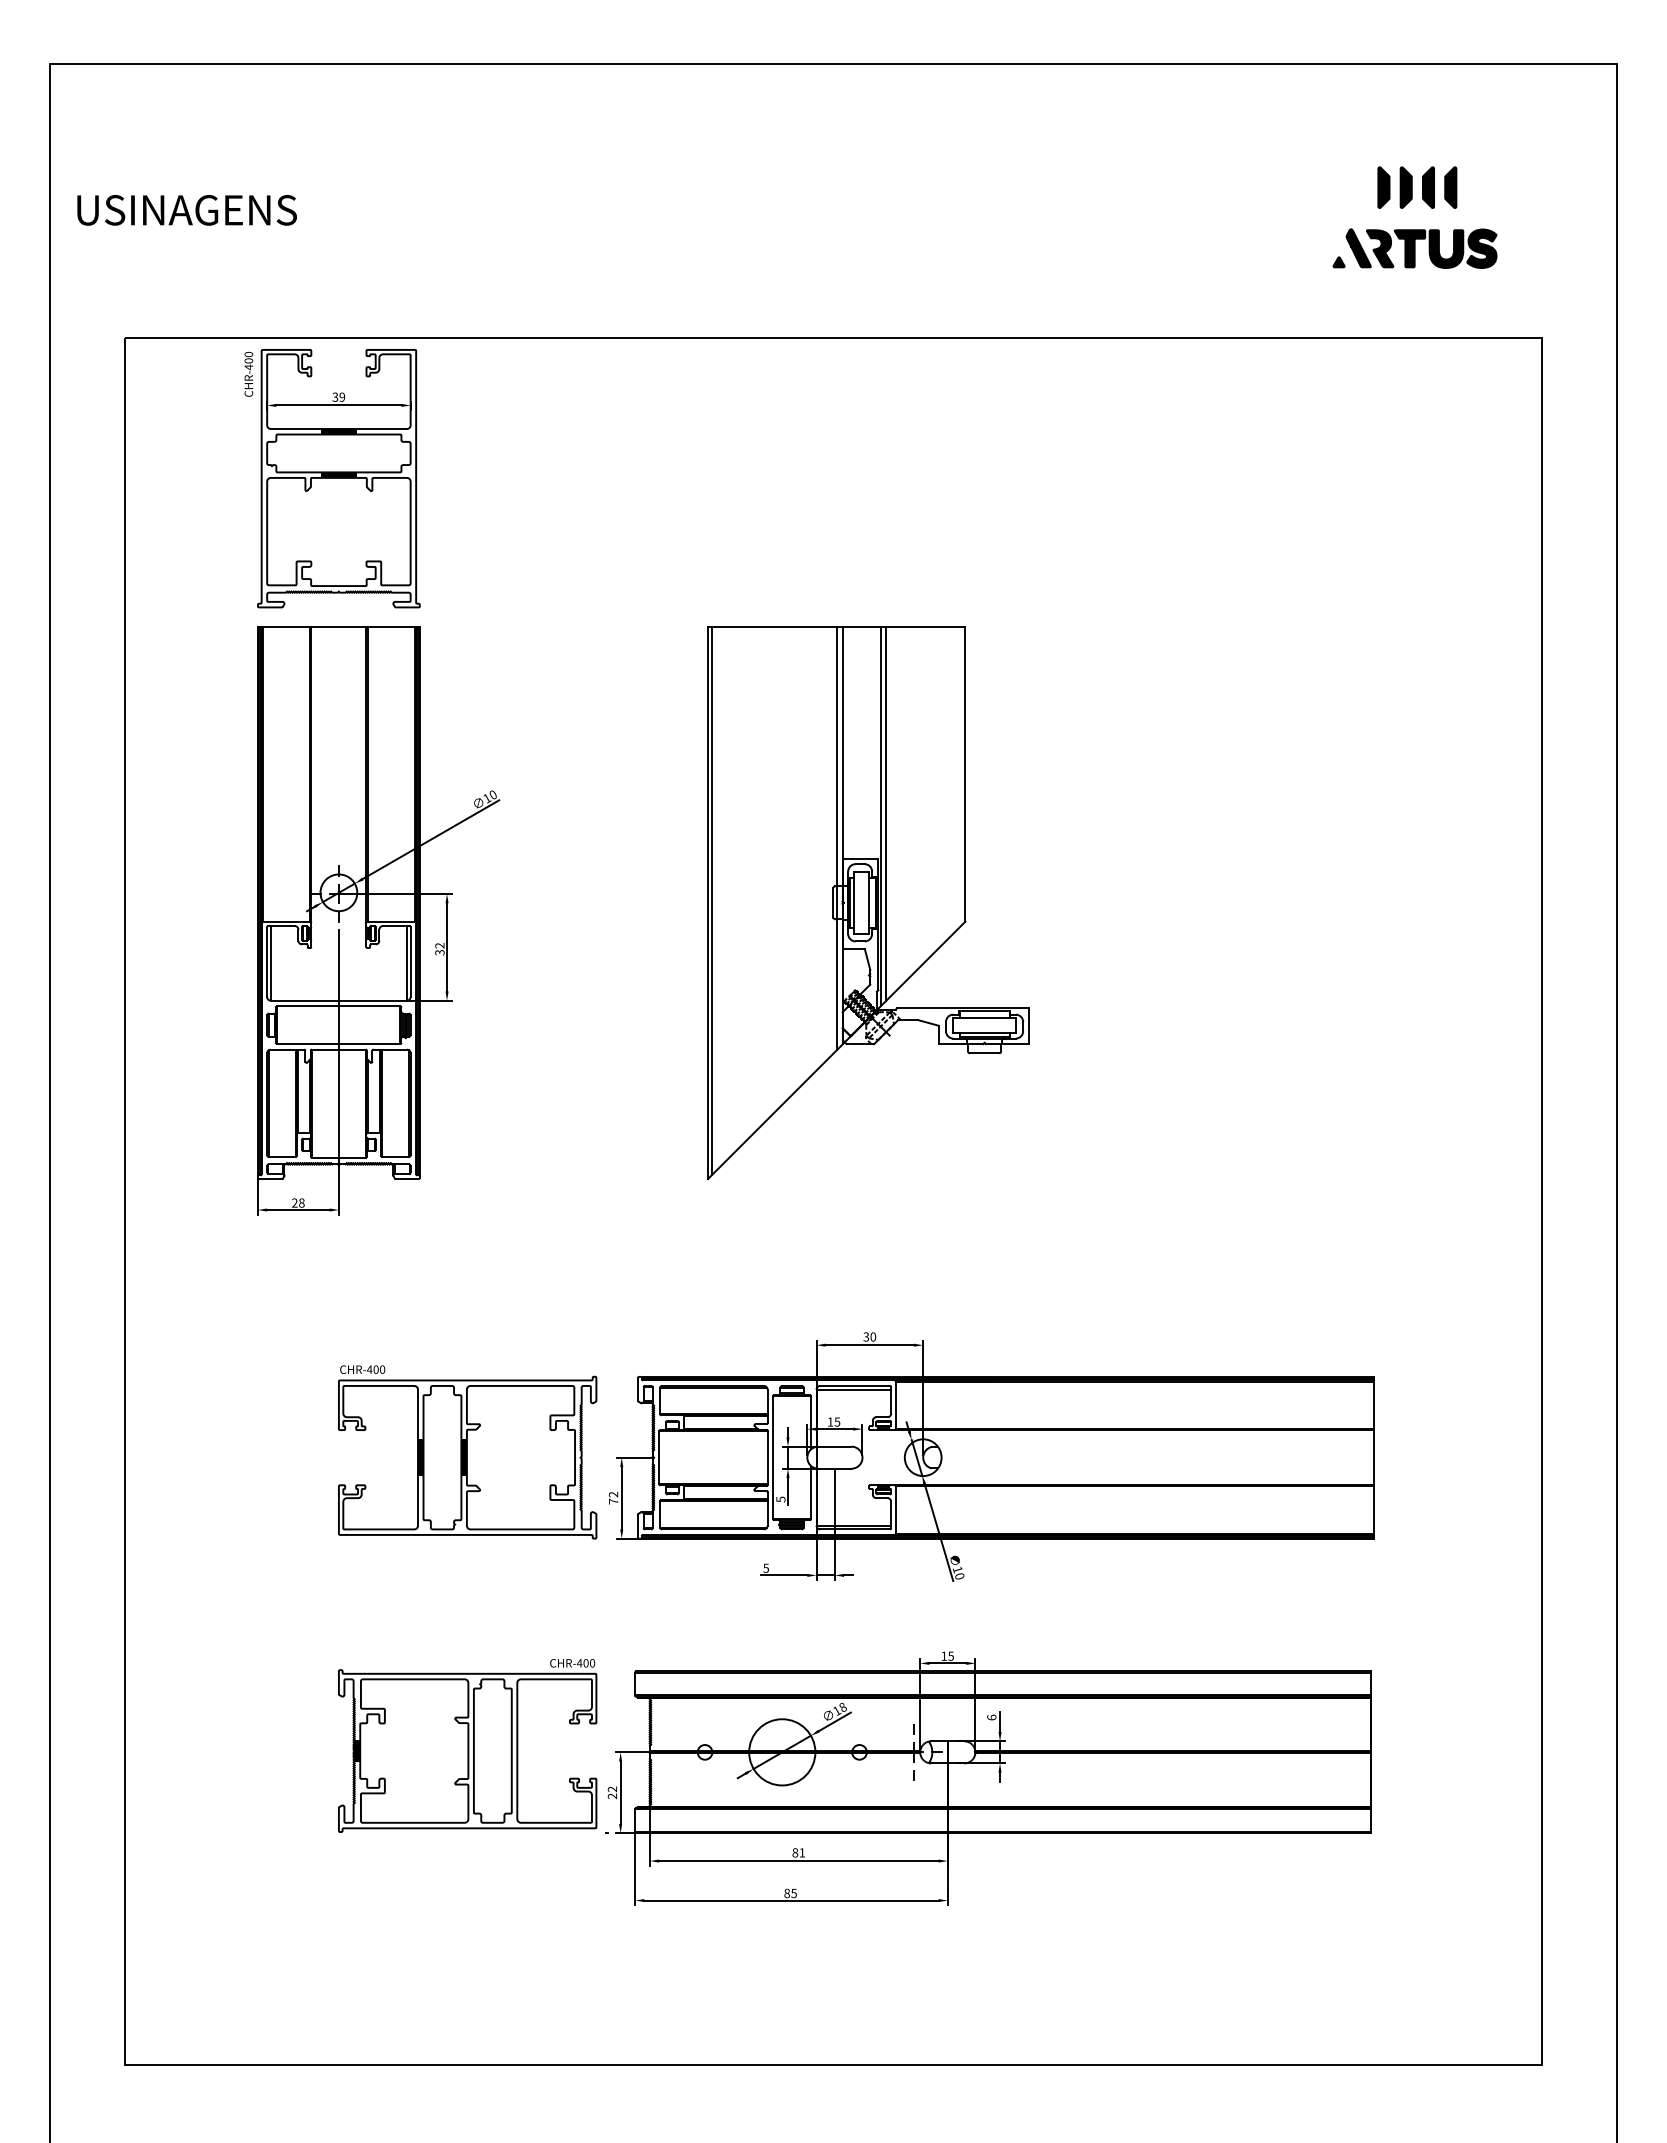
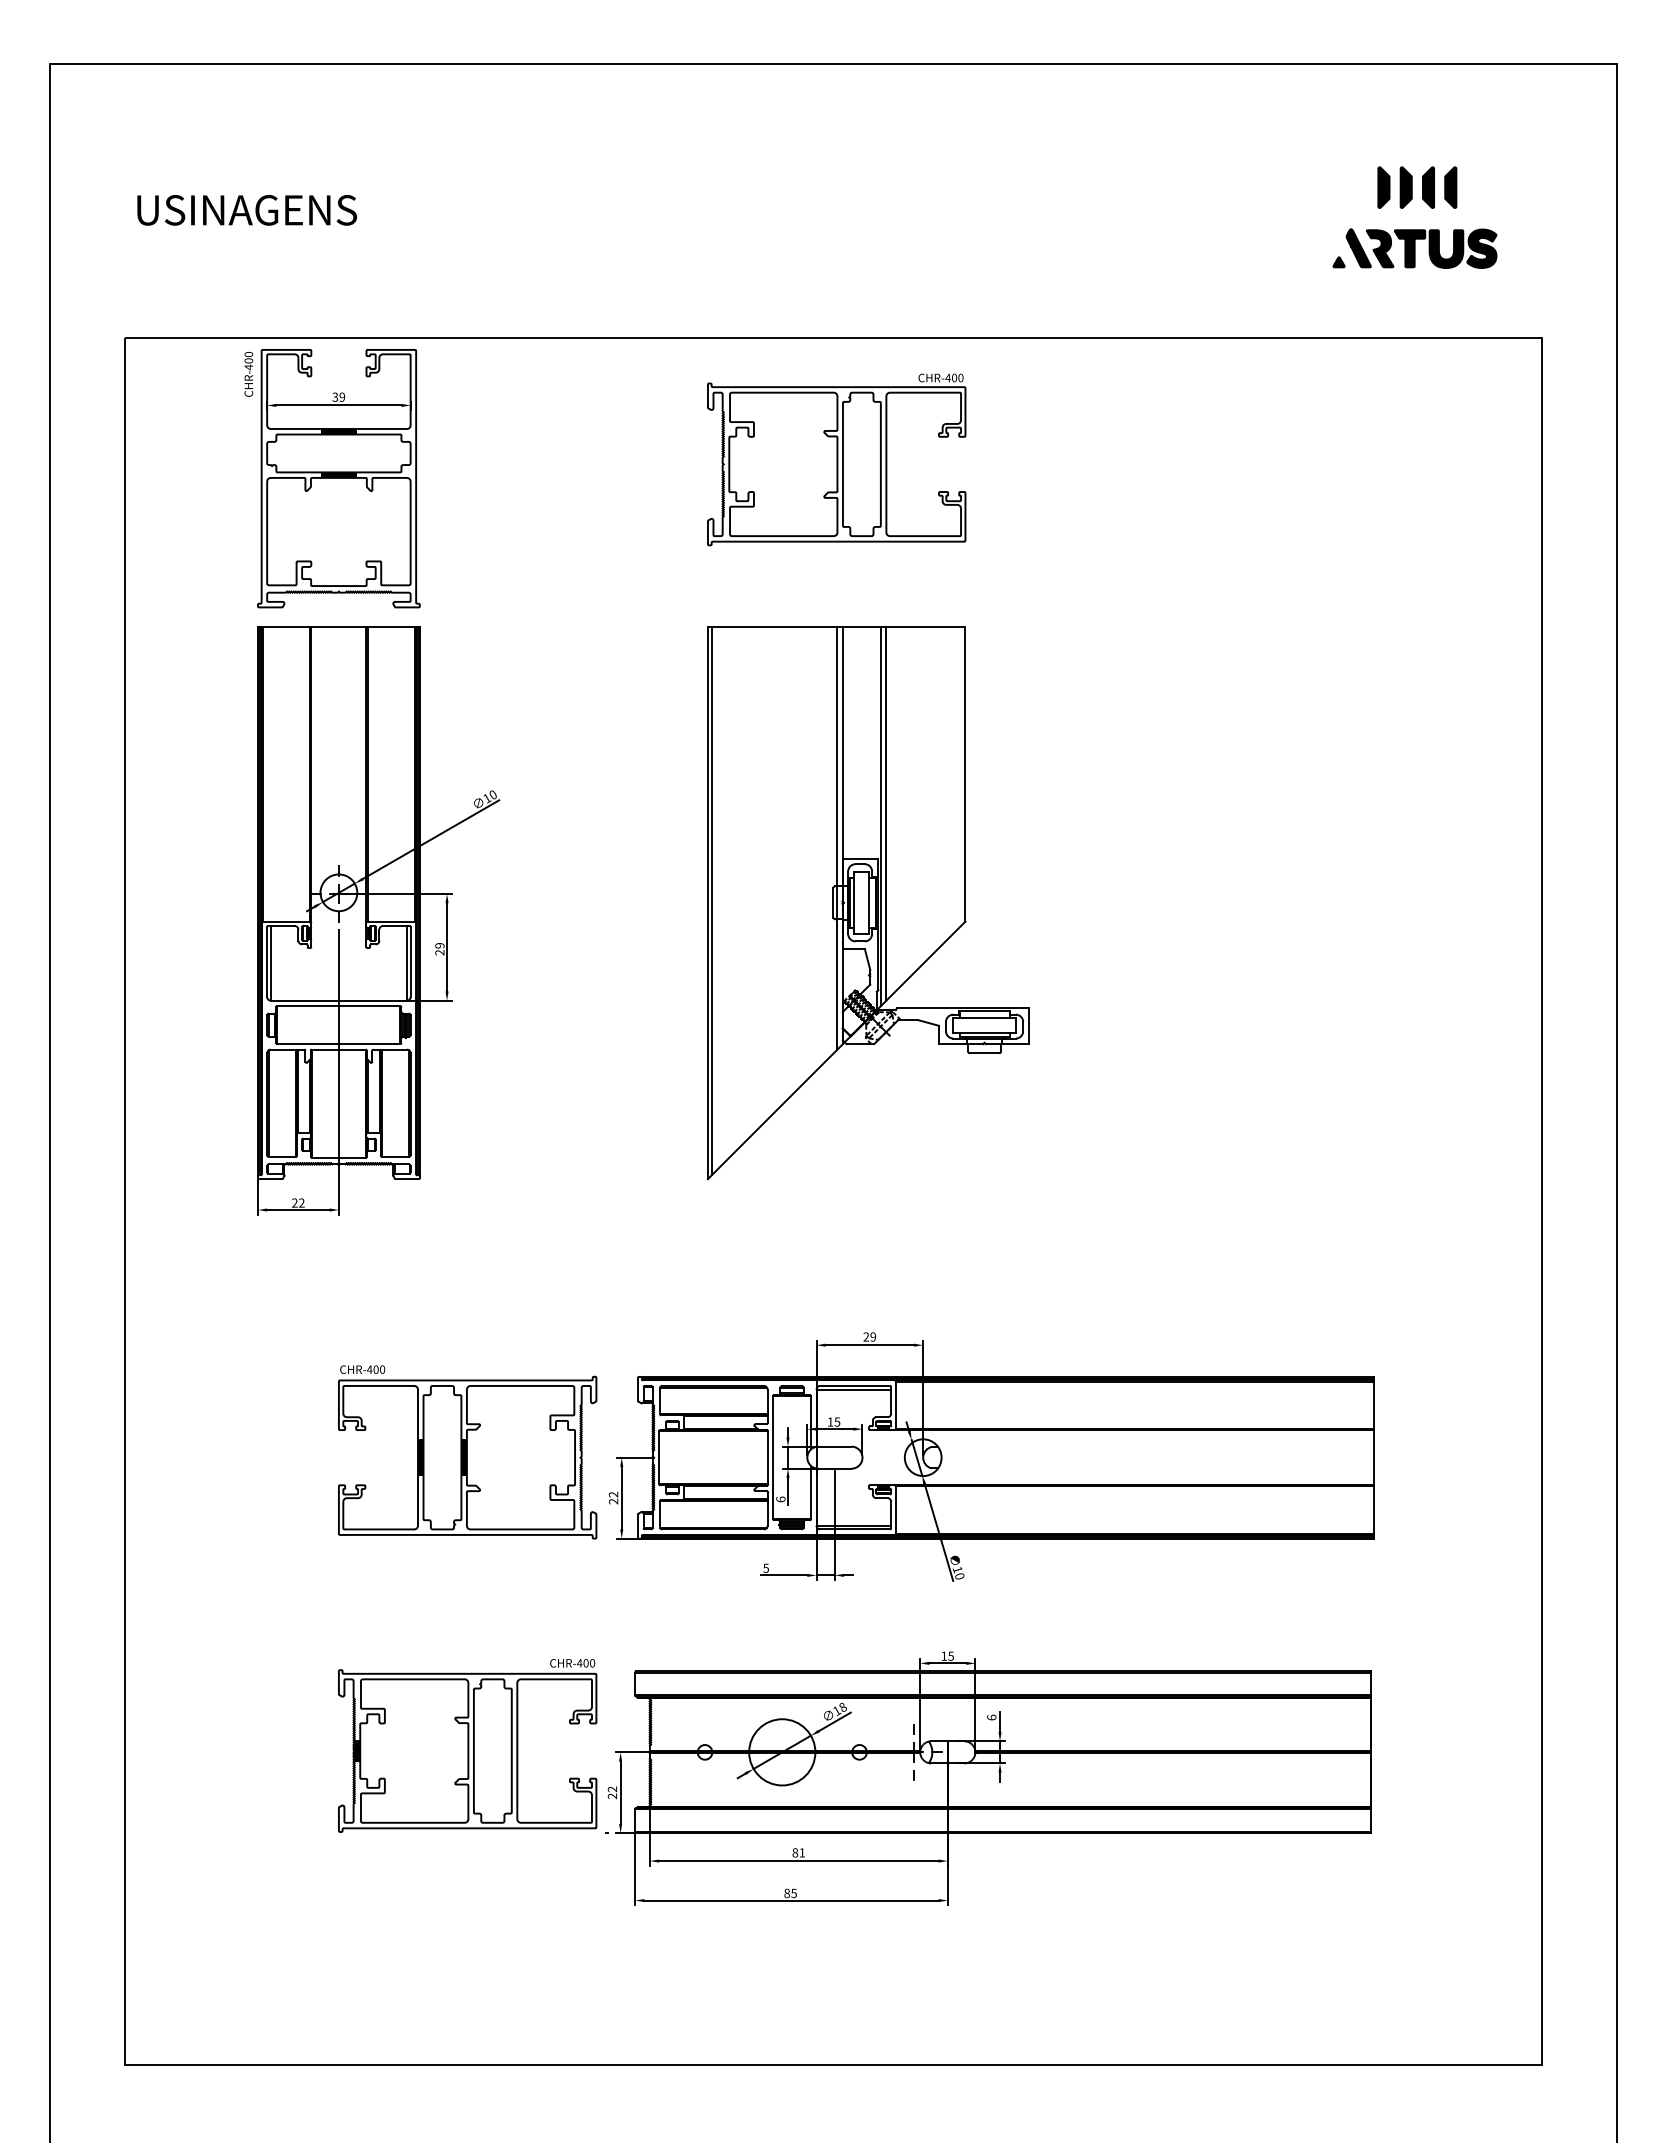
text position: (186, 210) -> (246, 210) (246, 210)
part: none -> present (836, 459)
text: 32 -> 29 (439, 949)
text: 28 -> 22 (301, 1202)
text: 30 -> 29 (869, 1336)
text: 5 -> 6 (780, 1499)
text: 72 -> 22 (613, 1501)
